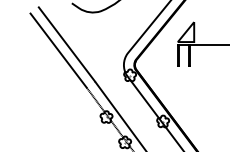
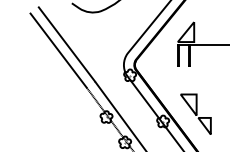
part: none -> present (195, 113)
